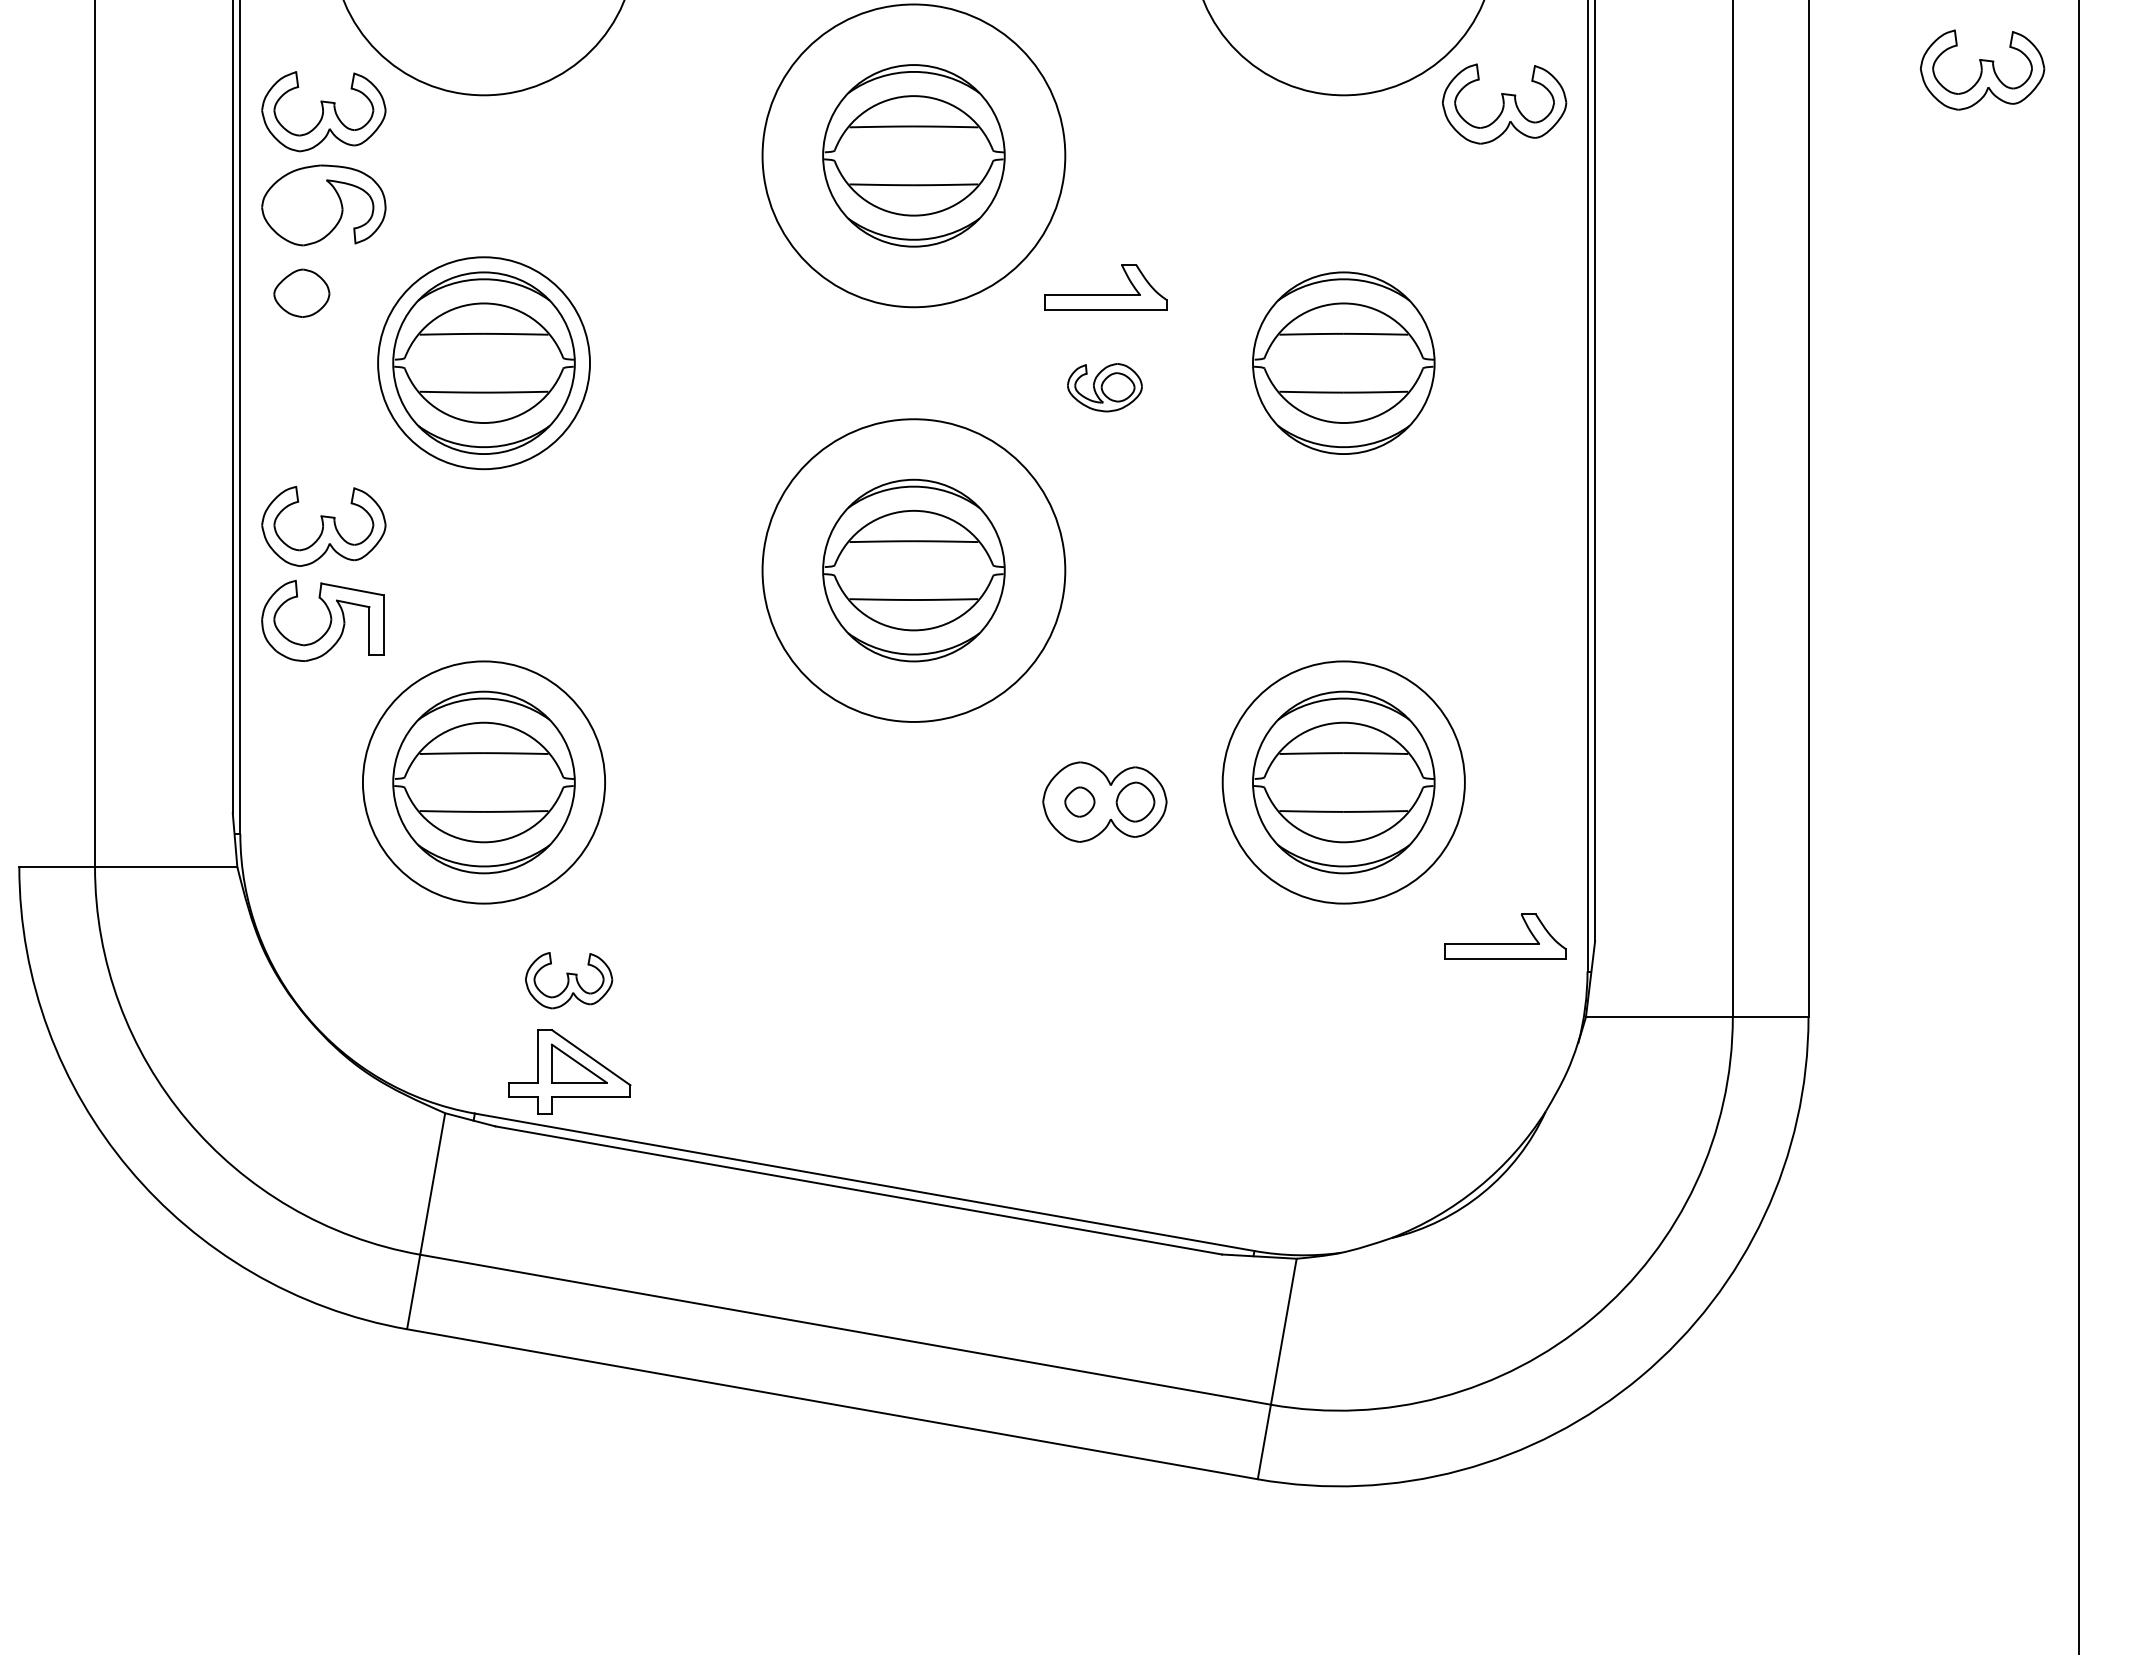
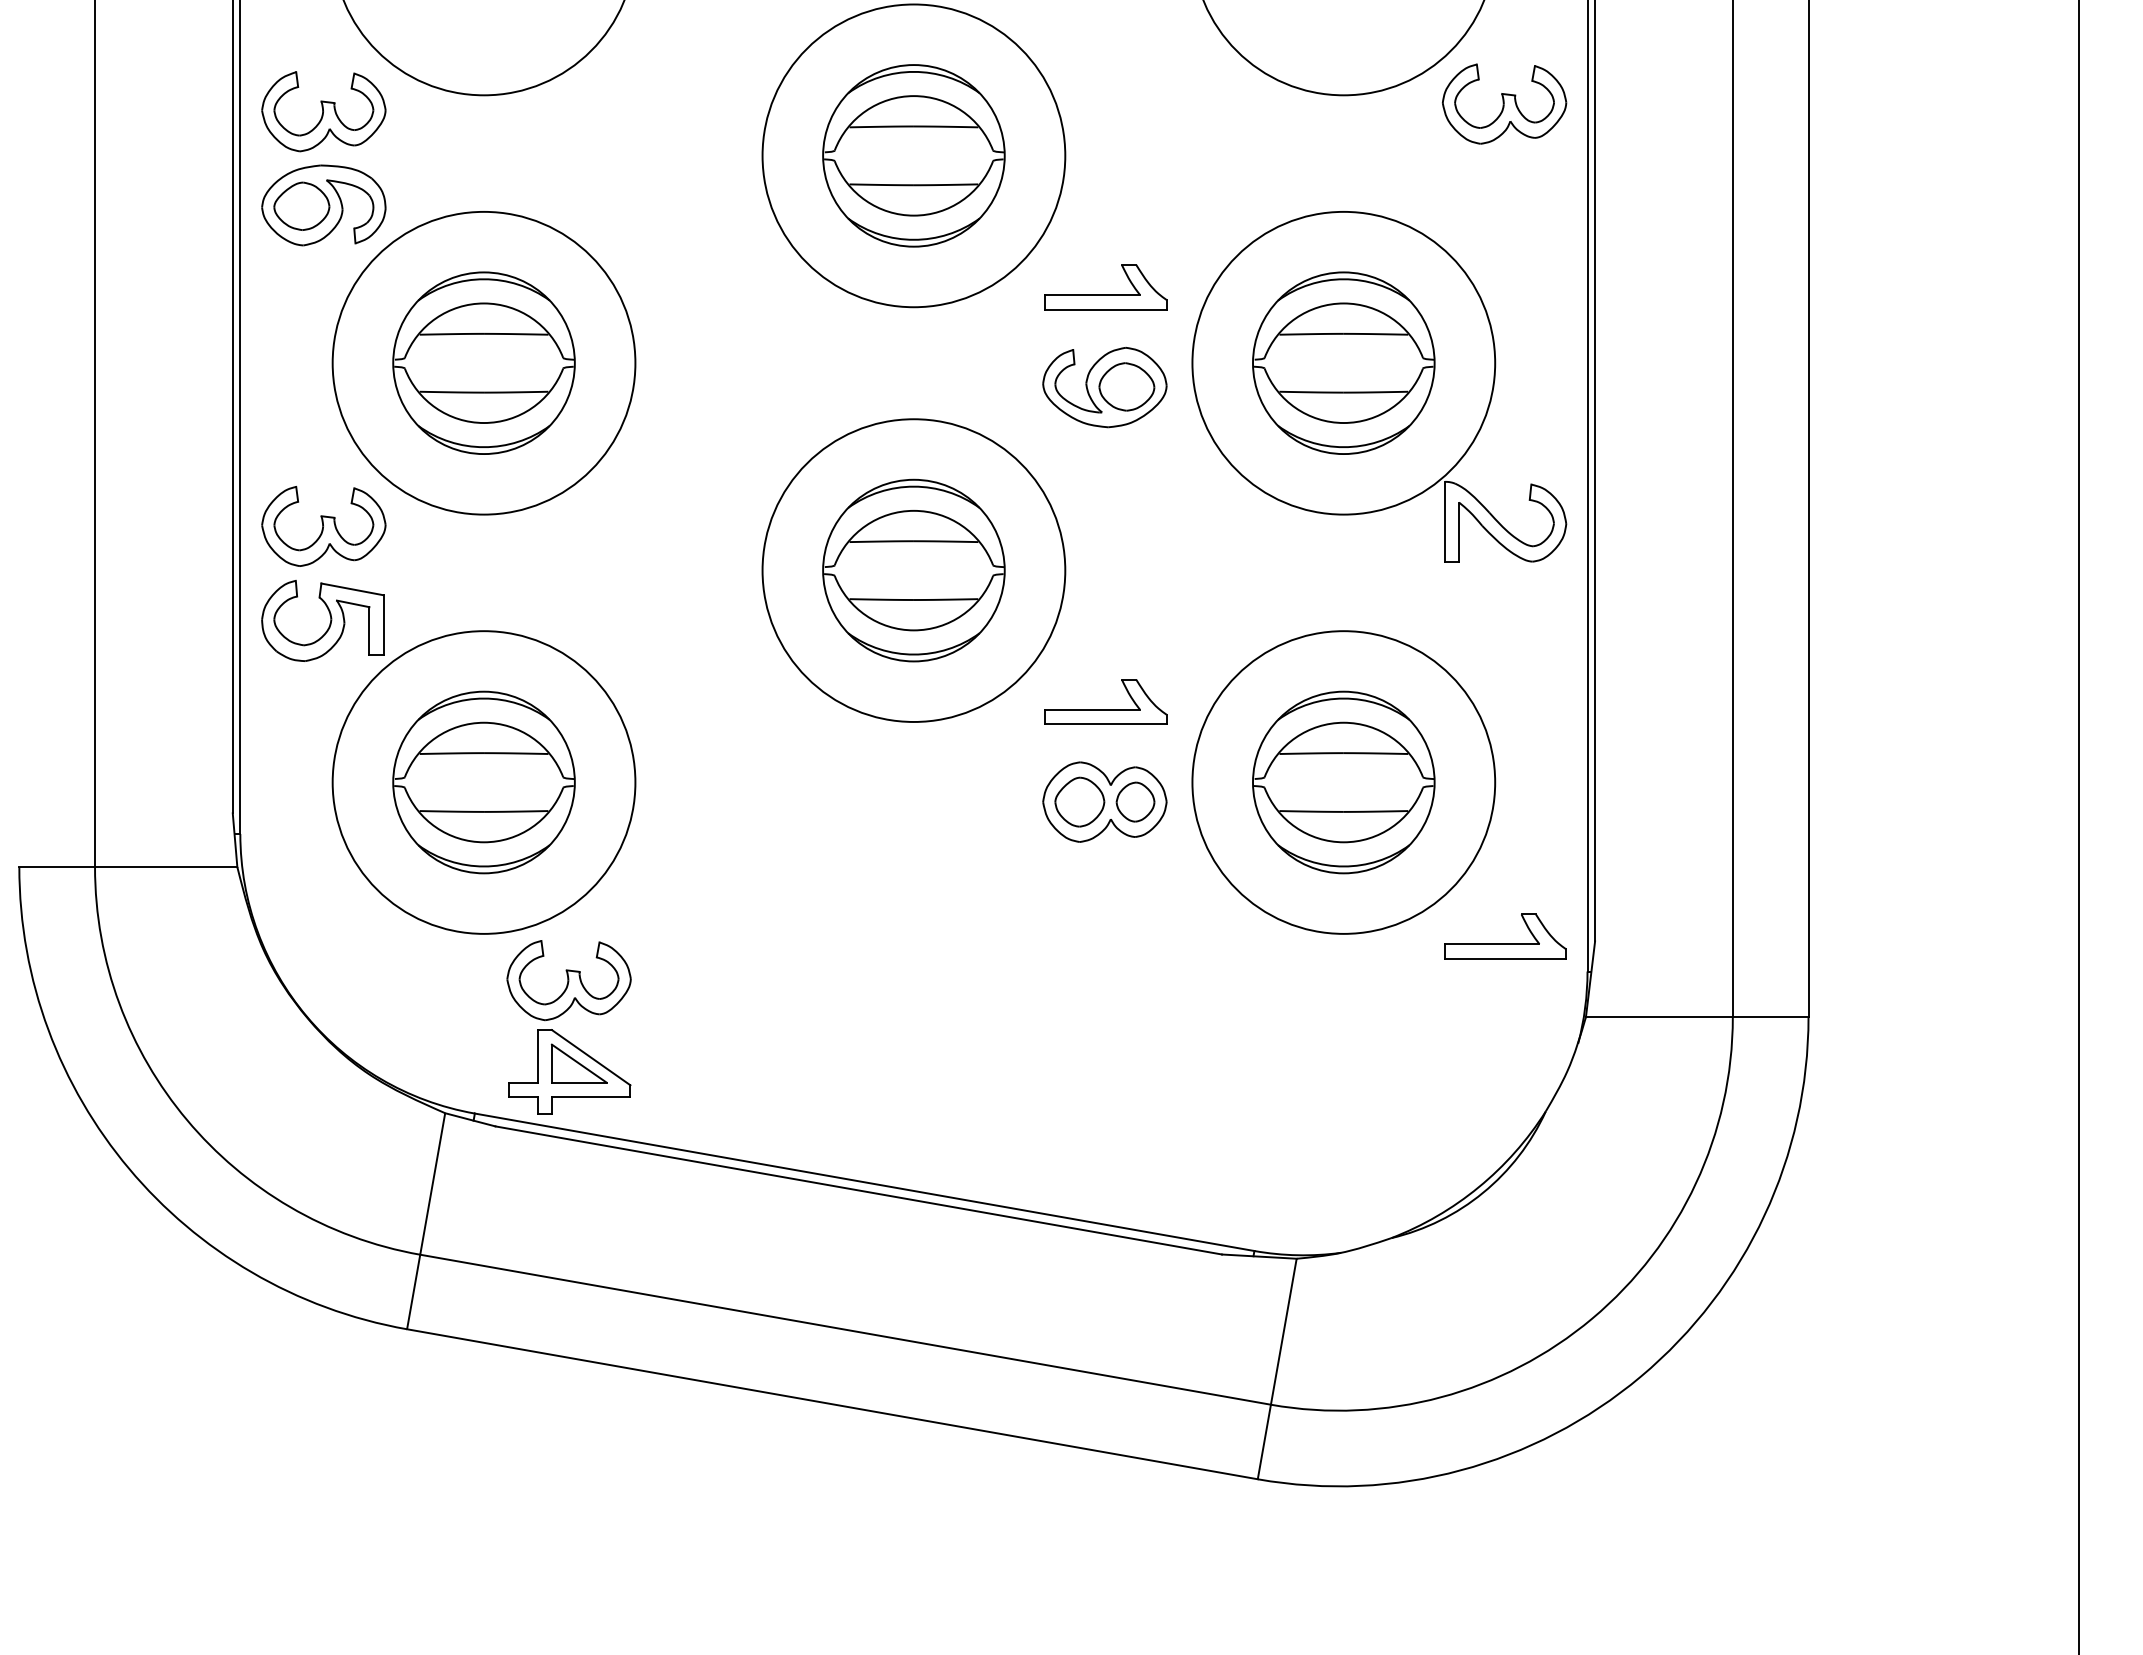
part: present -> none (1982, 69)
part position: (301, 292) -> (301, 205) (301, 205)
circle diameter: 212 px -> 303 px (483, 362)
part: none -> present (1379, 386)
part size: 76x50 px -> 126x82 px (1104, 387)
part: none -> present (1105, 709)
circle diameter: 242 px -> 303 px (483, 782)
circle diameter: 242 px -> 303 px (1343, 782)
part size: 32x32 px -> 52x52 px (1079, 801)
part size: 89x58 px -> 126x82 px (568, 980)
